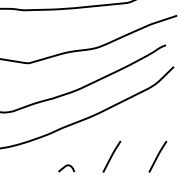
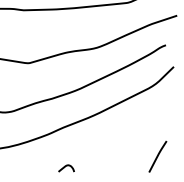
line: present -> none (111, 156)
